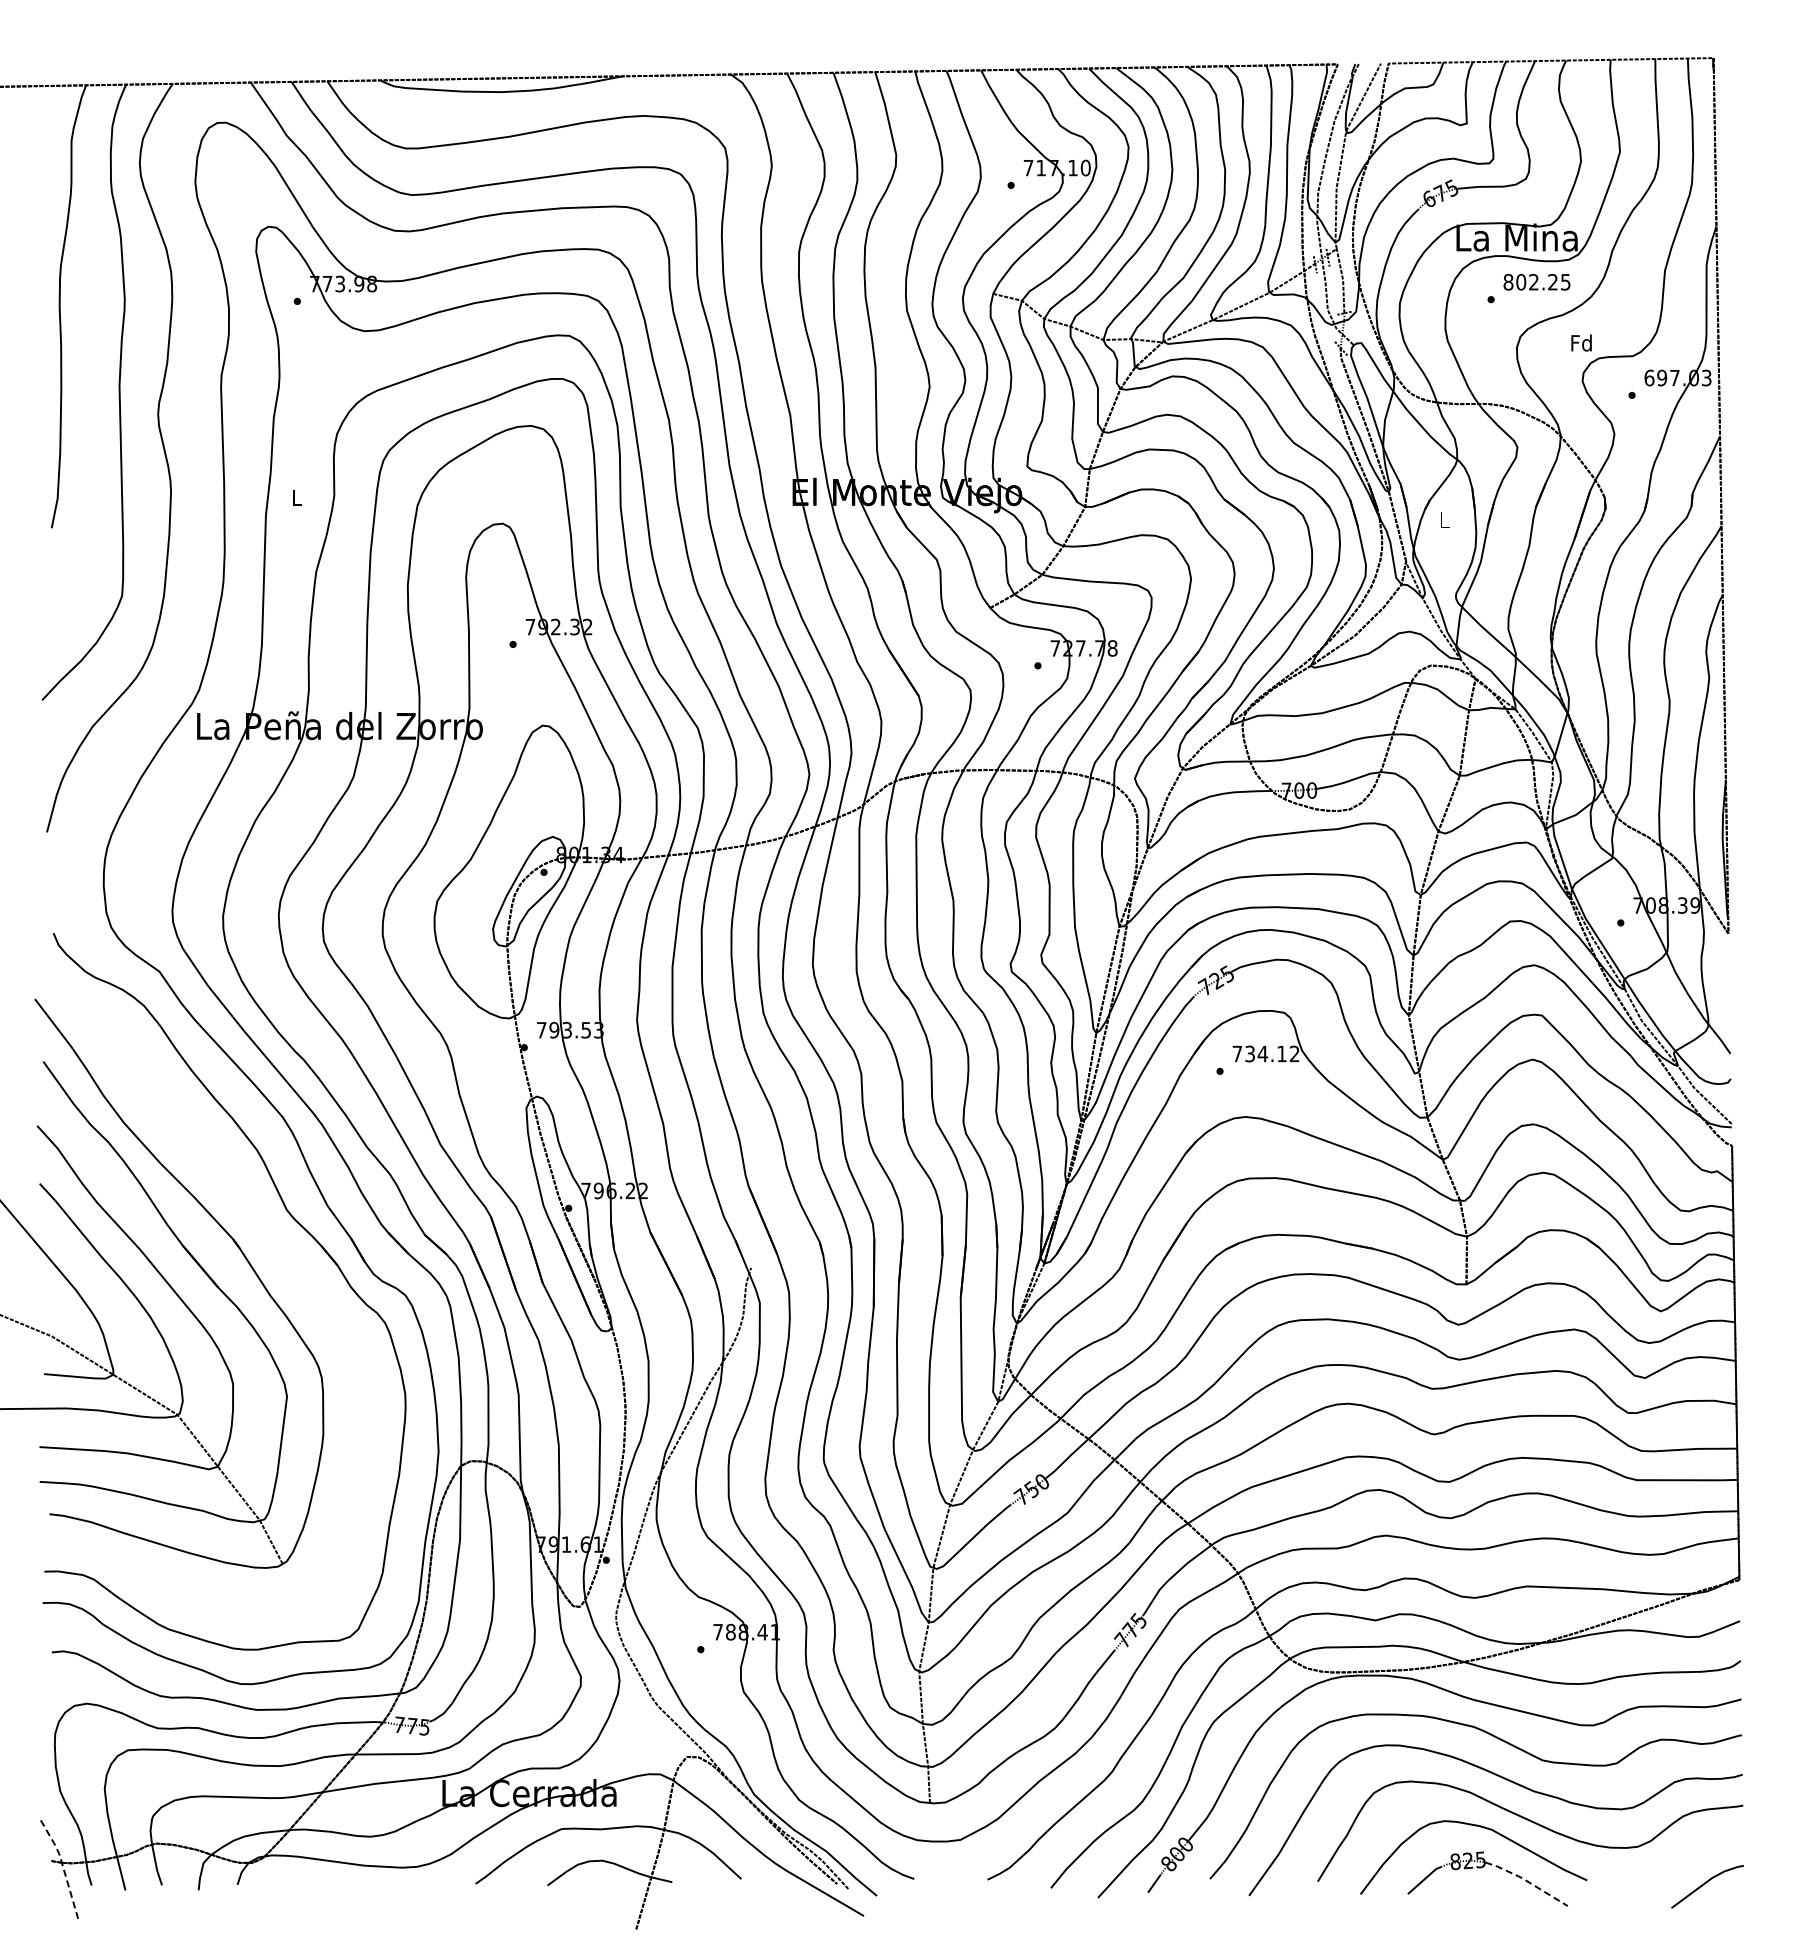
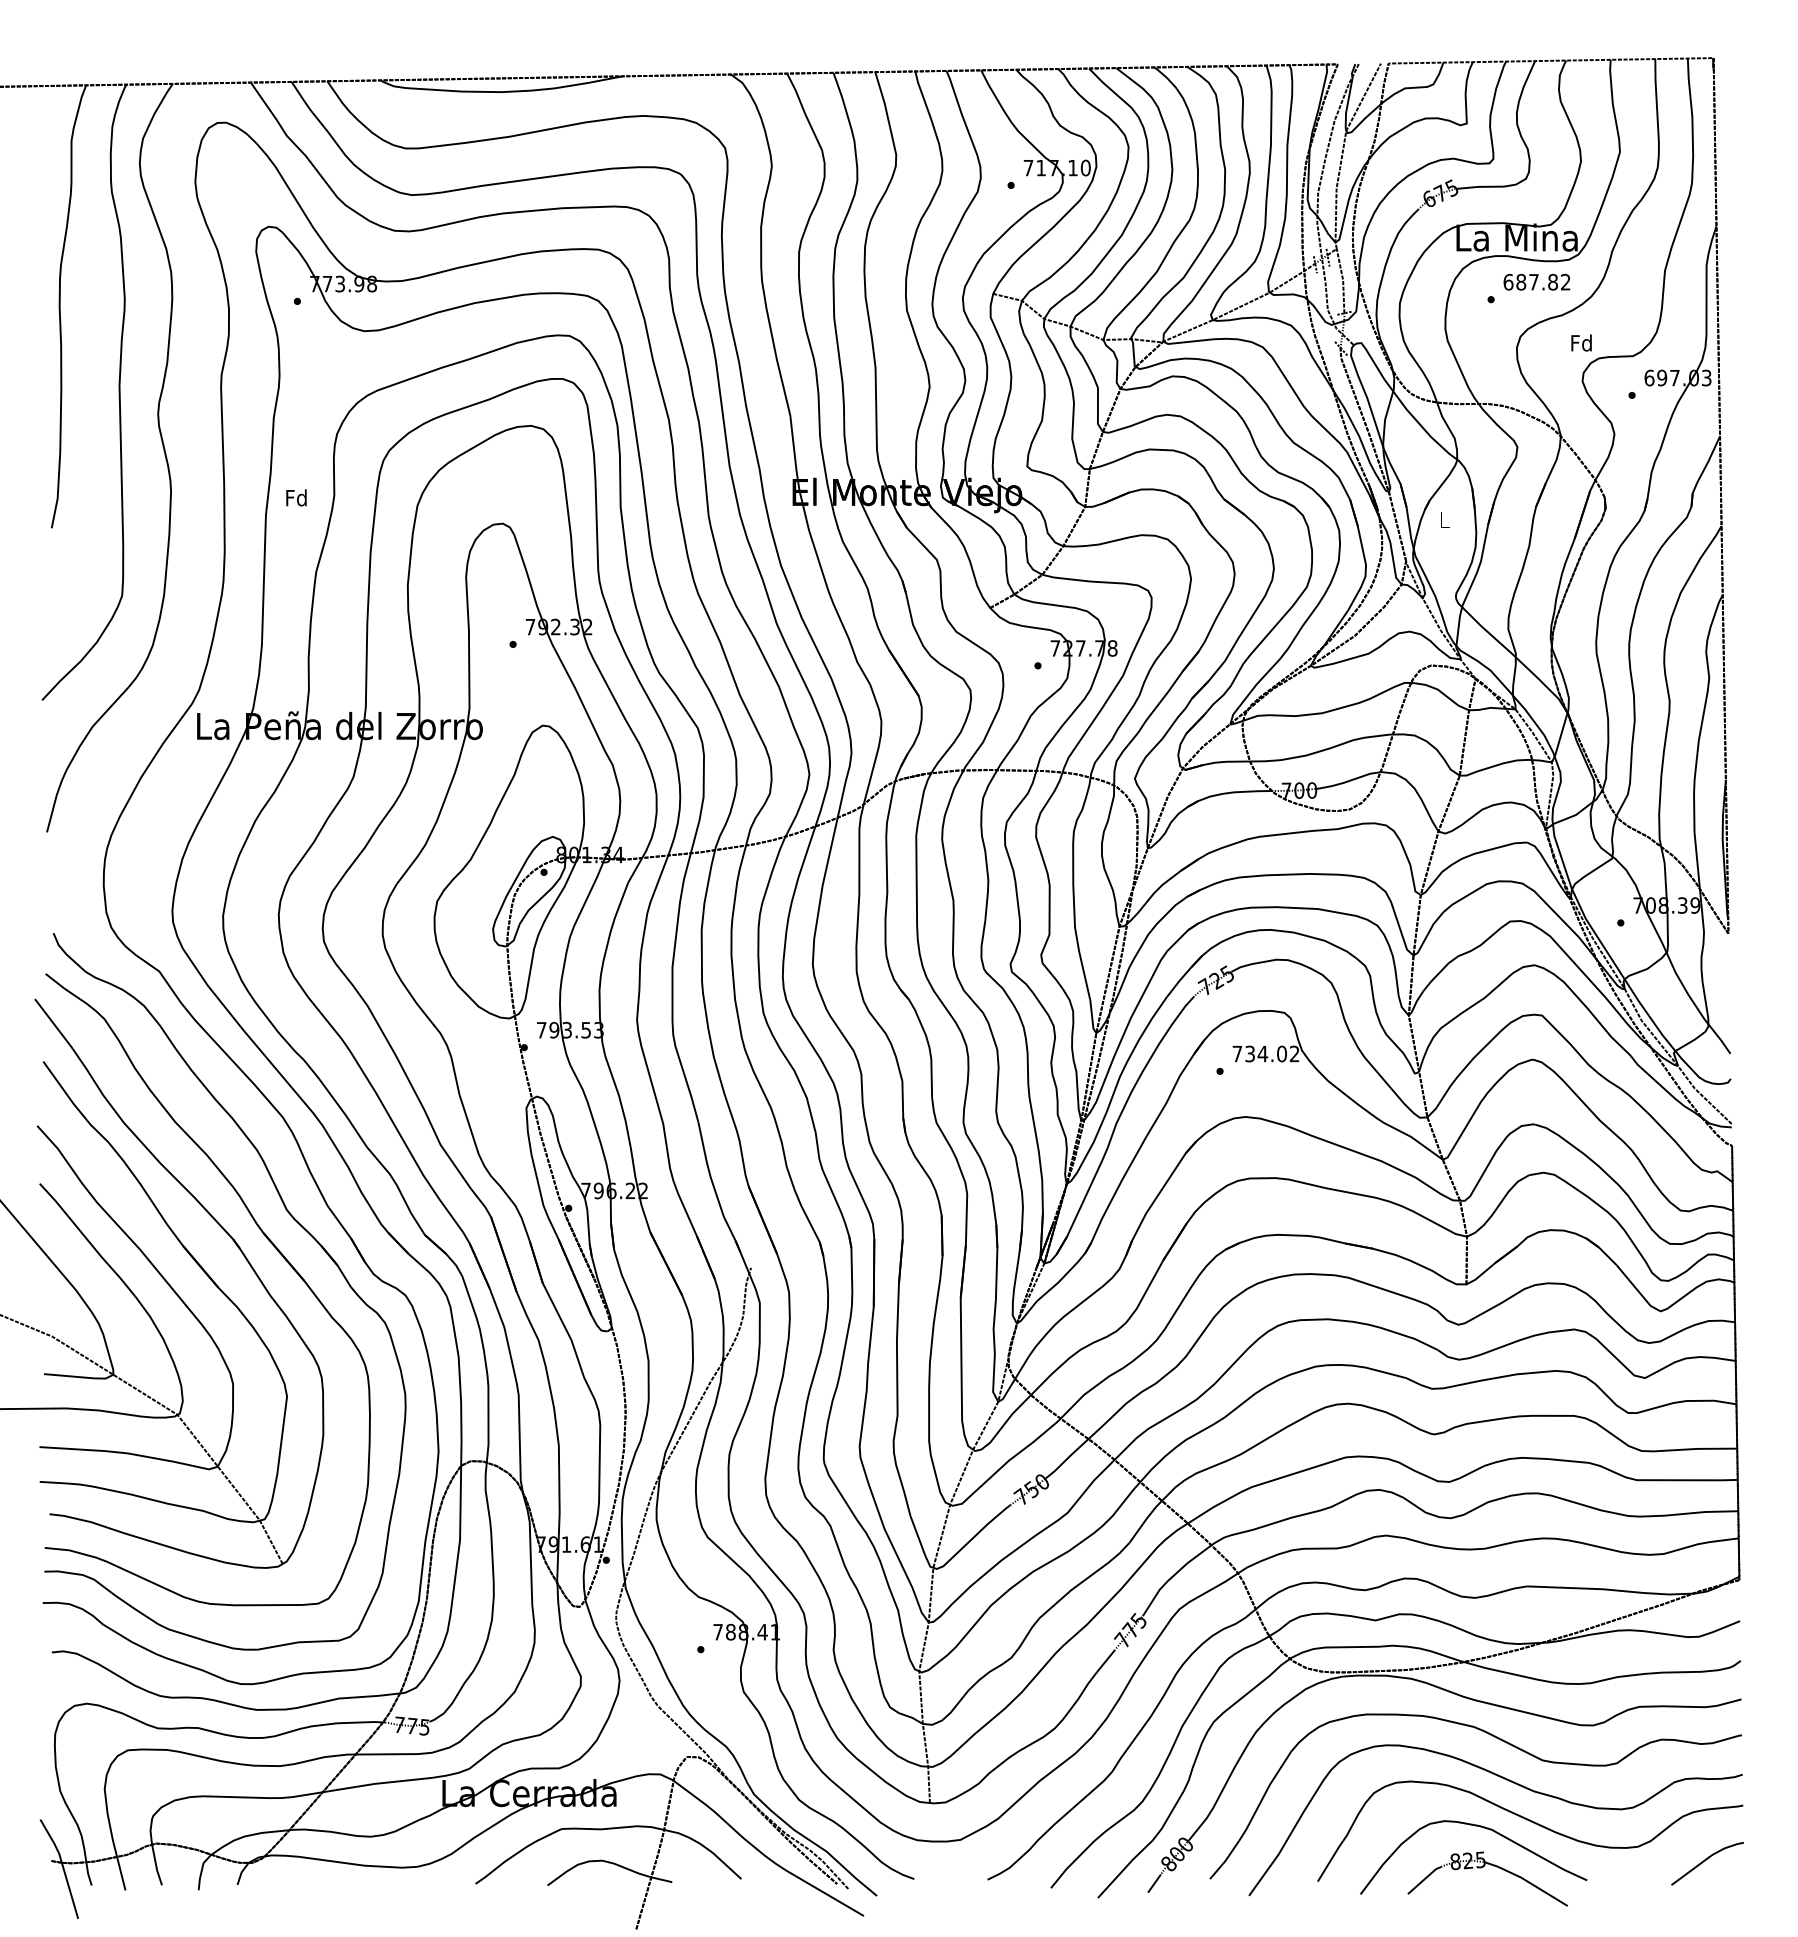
text: 802.25 -> 687.82 (1536, 281)
text: L -> Fd (296, 497)
text: 734.12 -> 734.02 (1281, 1053)
part: none -> present (265, 1237)
line: dashed -> solid (62, 1866)
line: dashed -> solid (1526, 1881)
line position: (1705, 1884) -> (1705, 1861) (1705, 1861)
